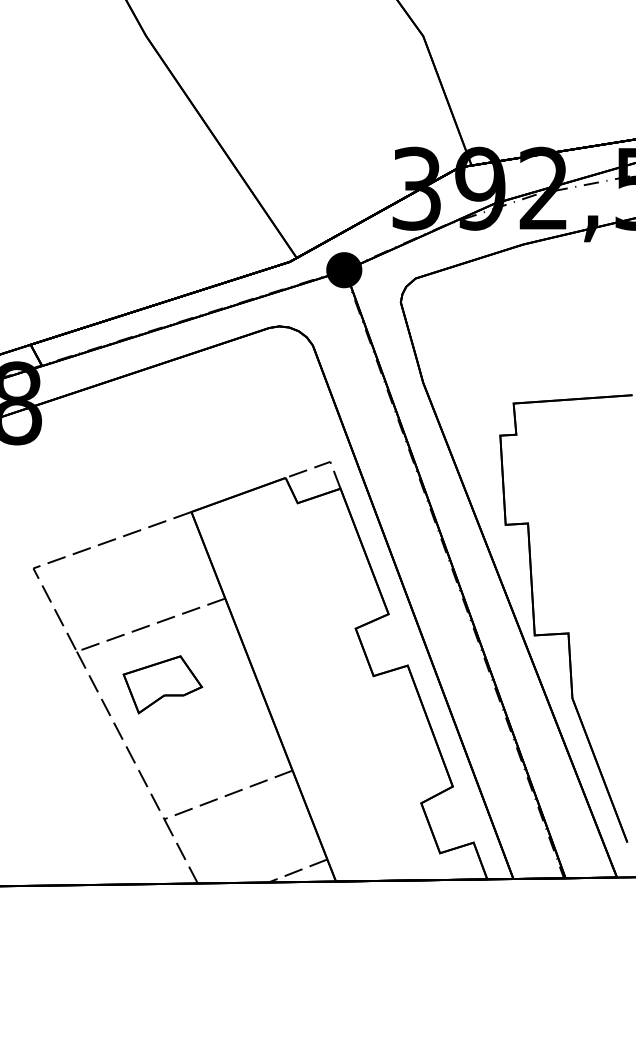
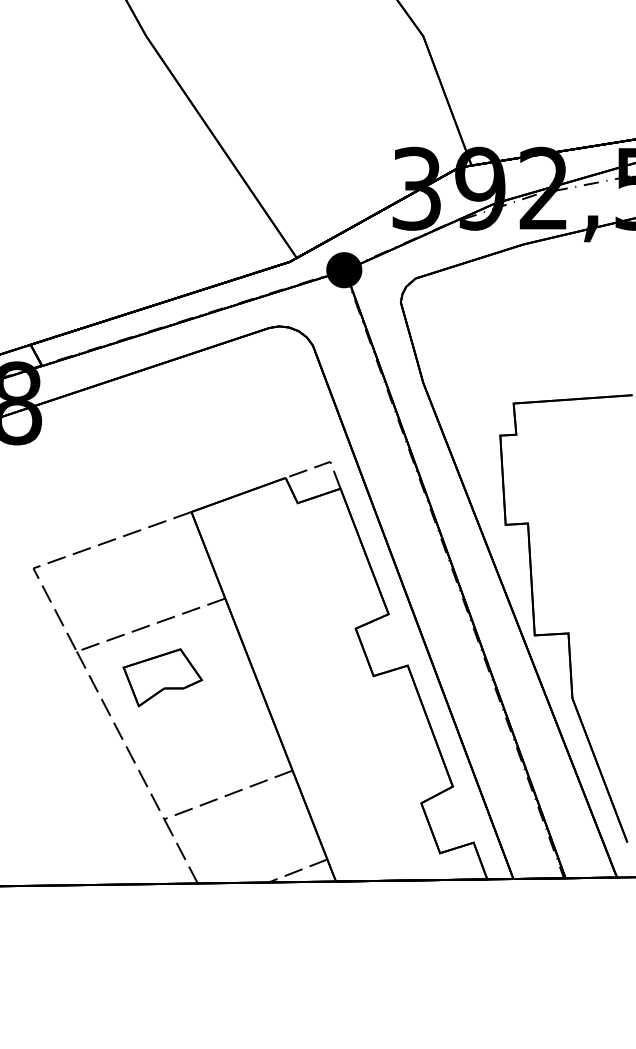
part position: (162, 684) -> (162, 677) (162, 677)
